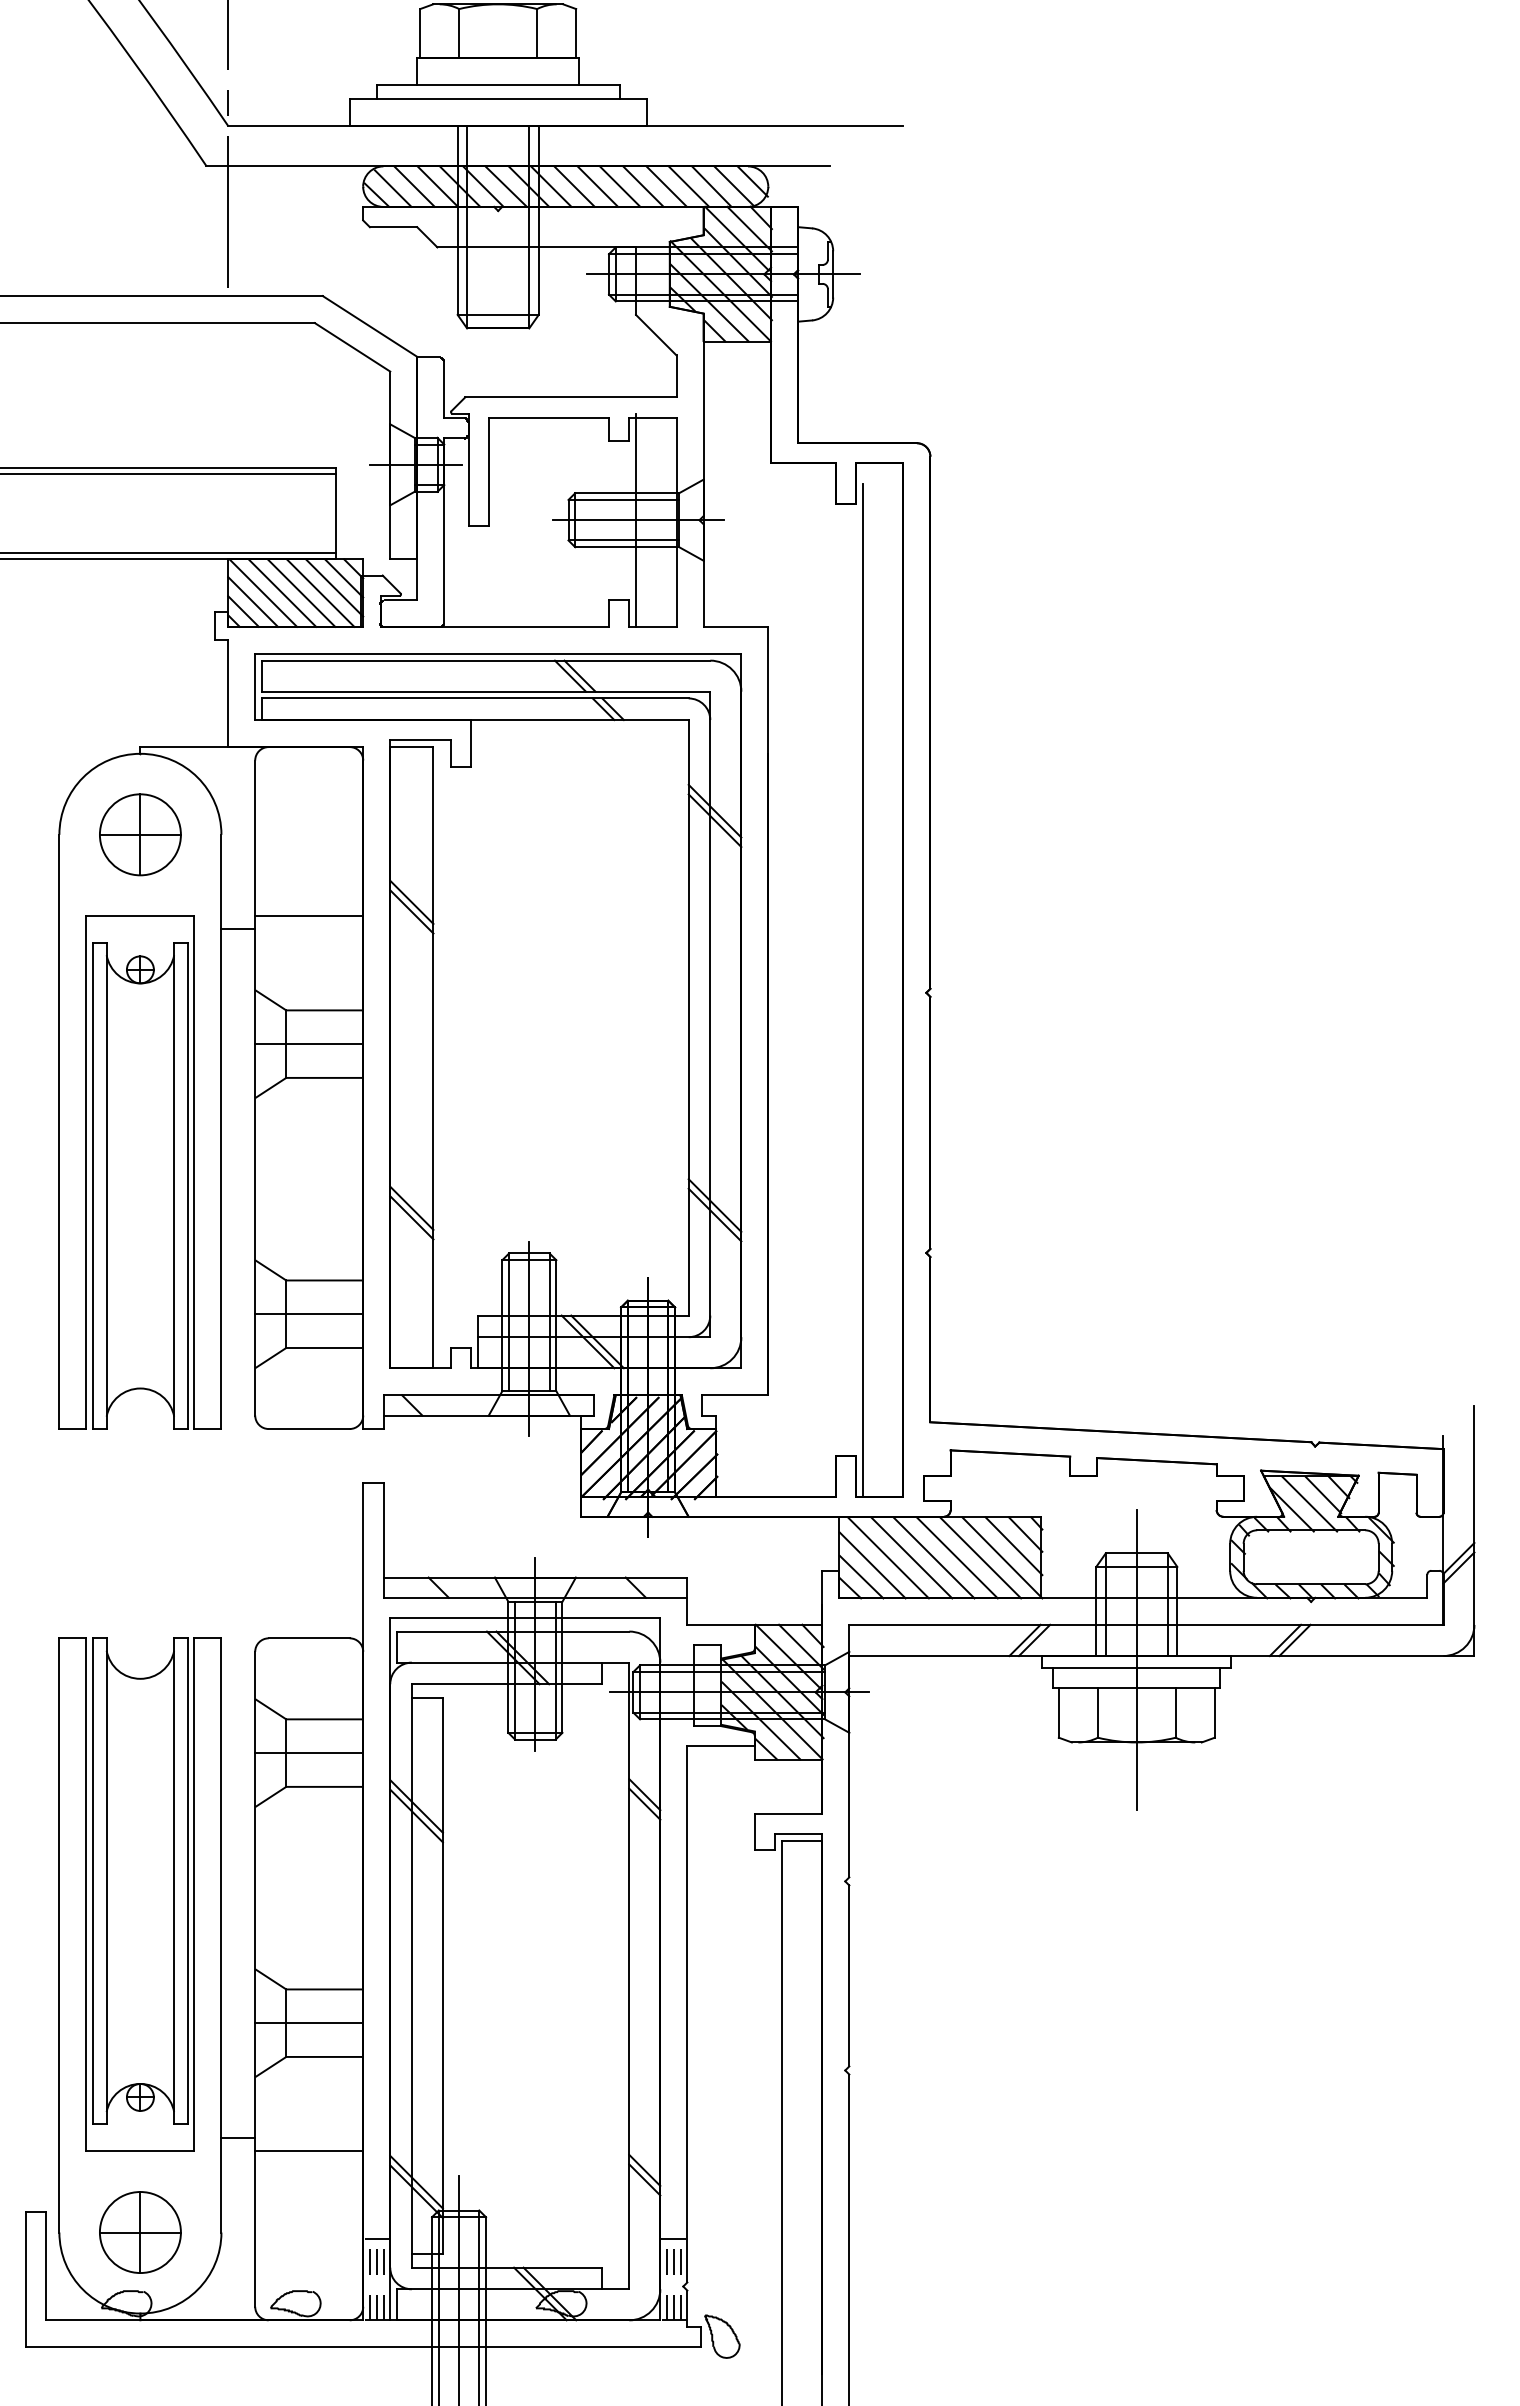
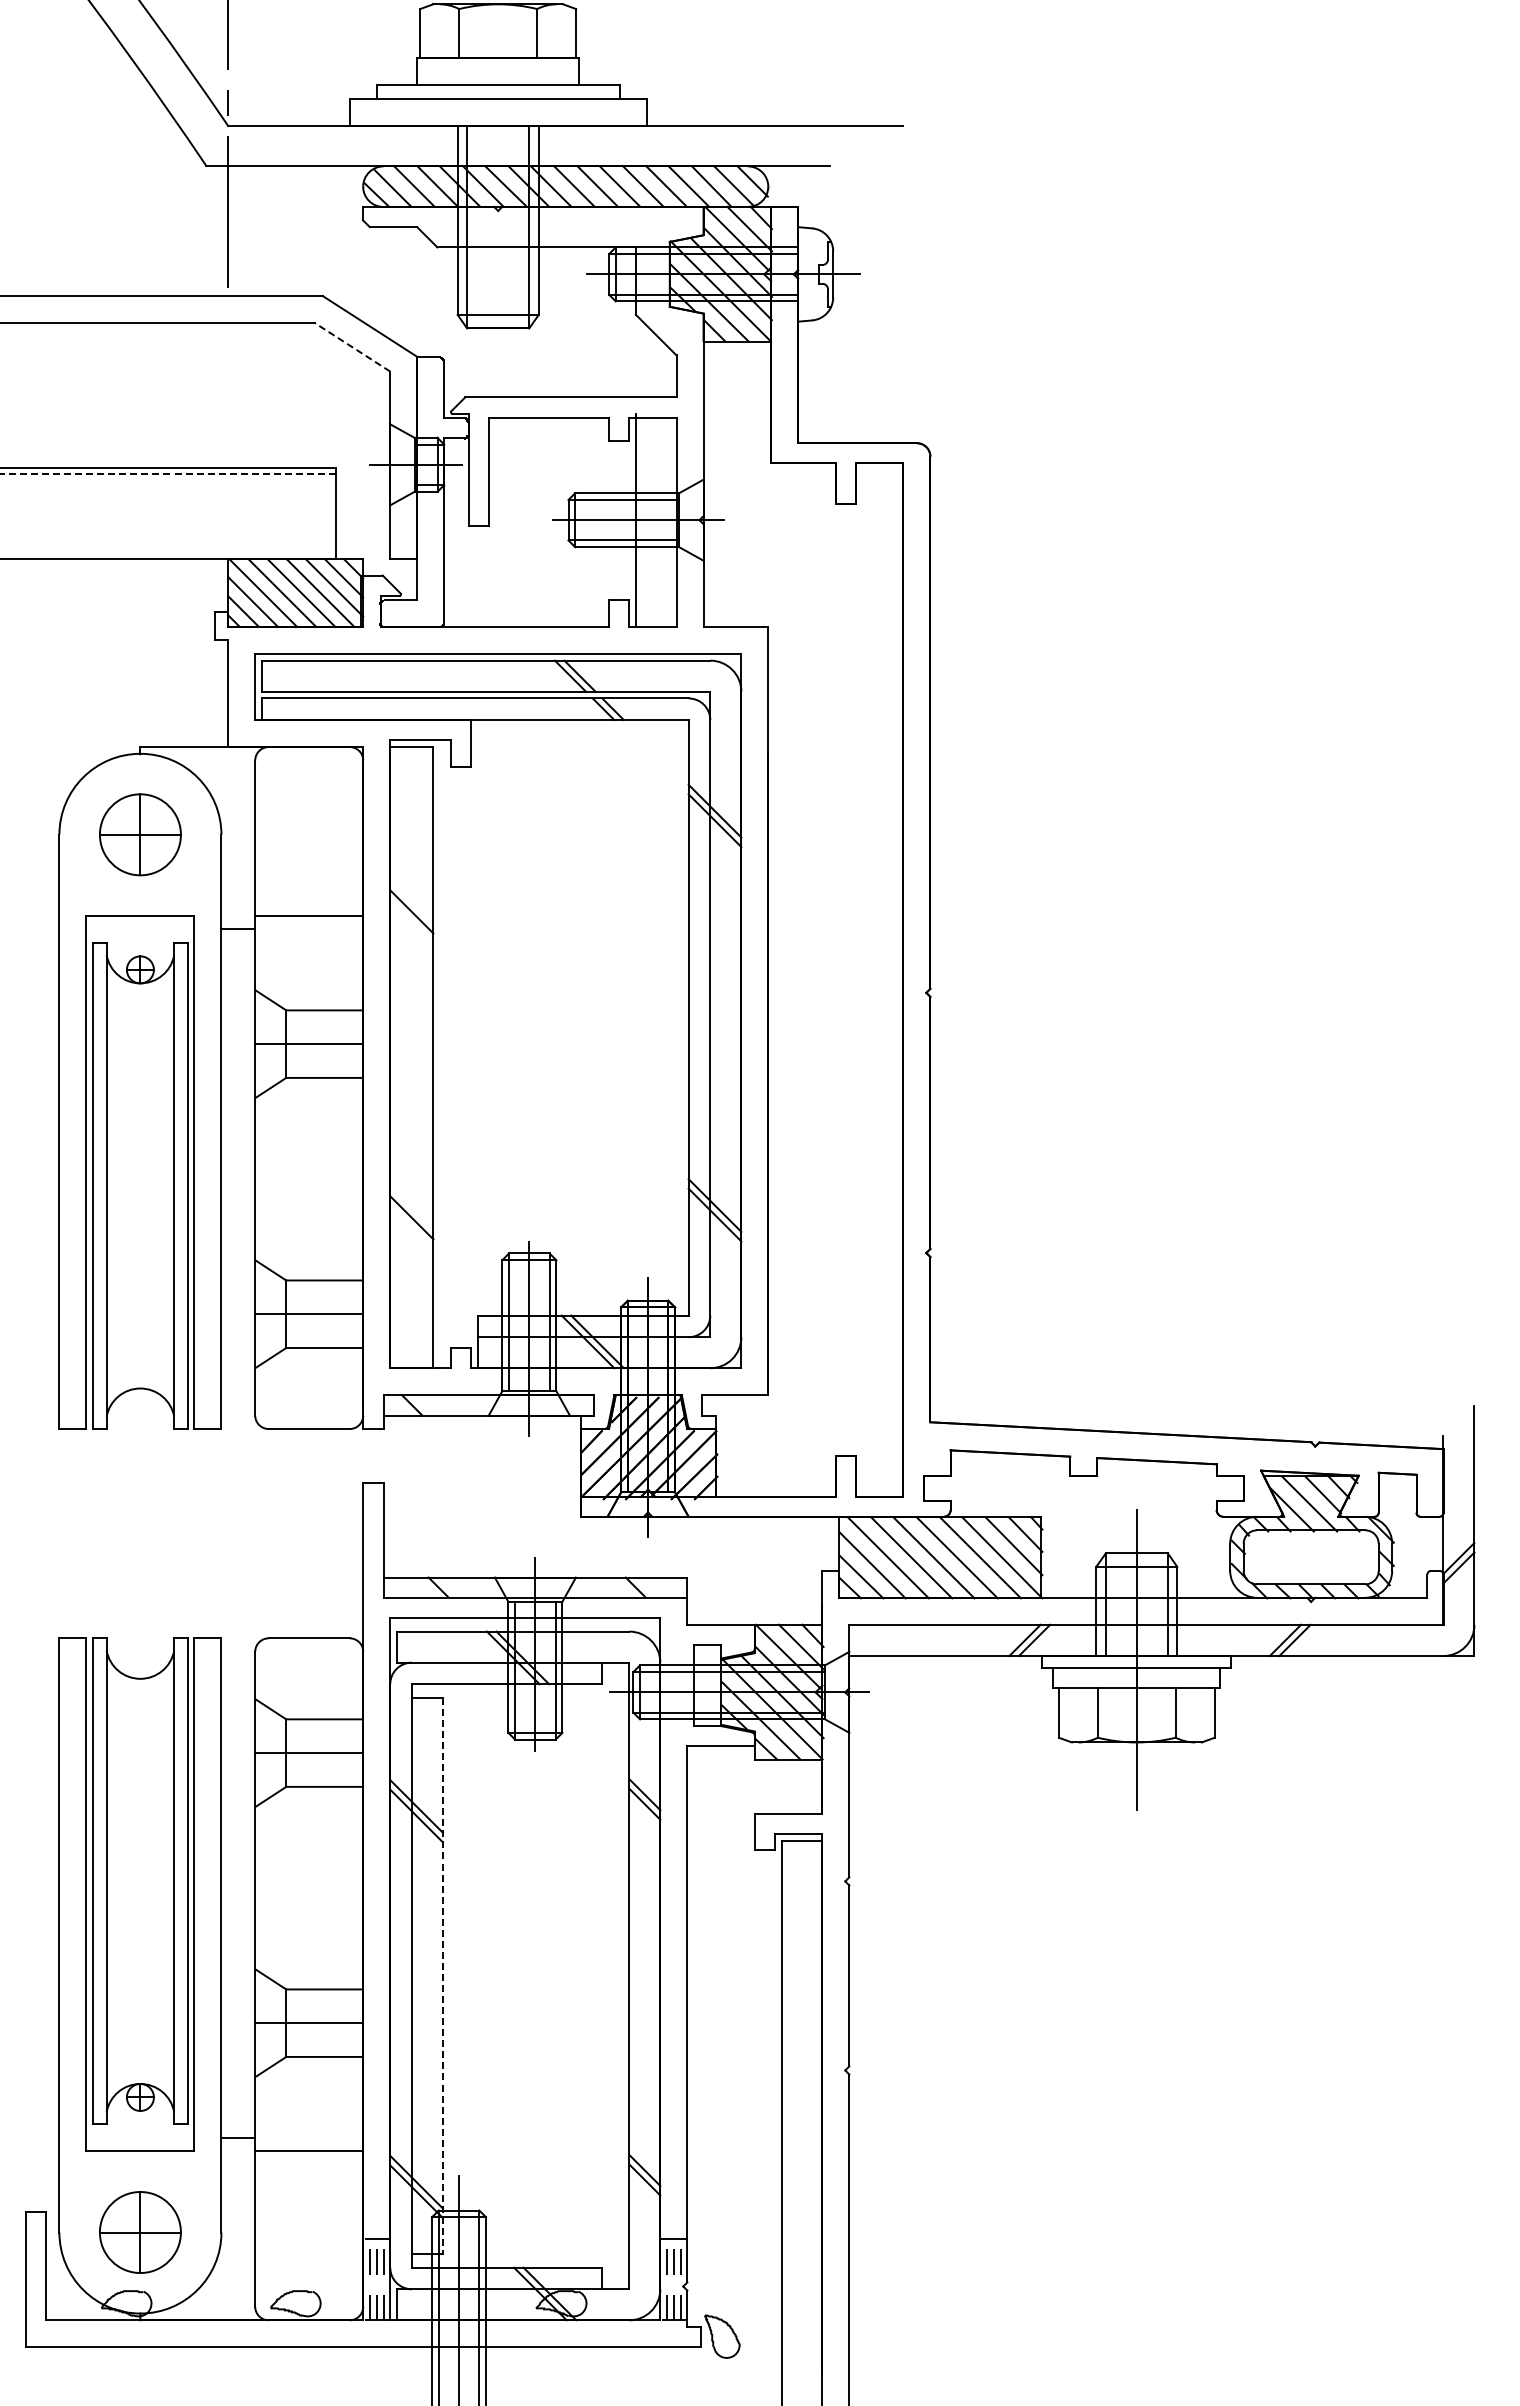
line: solid -> dashed (352, 347)
line: solid -> dashed (168, 474)
line: present -> none (169, 552)
line: present -> none (411, 901)
line: present -> none (862, 989)
line: present -> none (411, 1207)
line: solid -> dashed (442, 1976)
